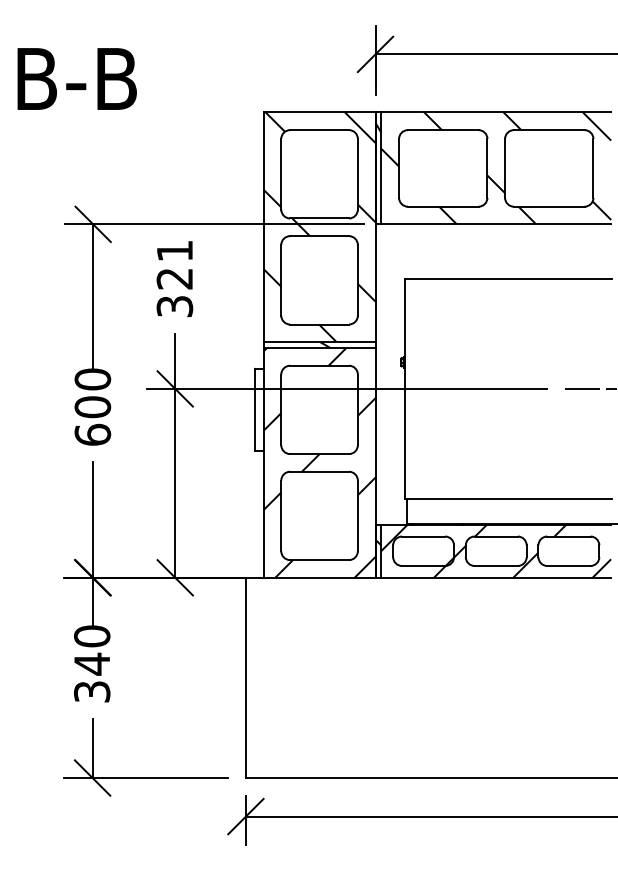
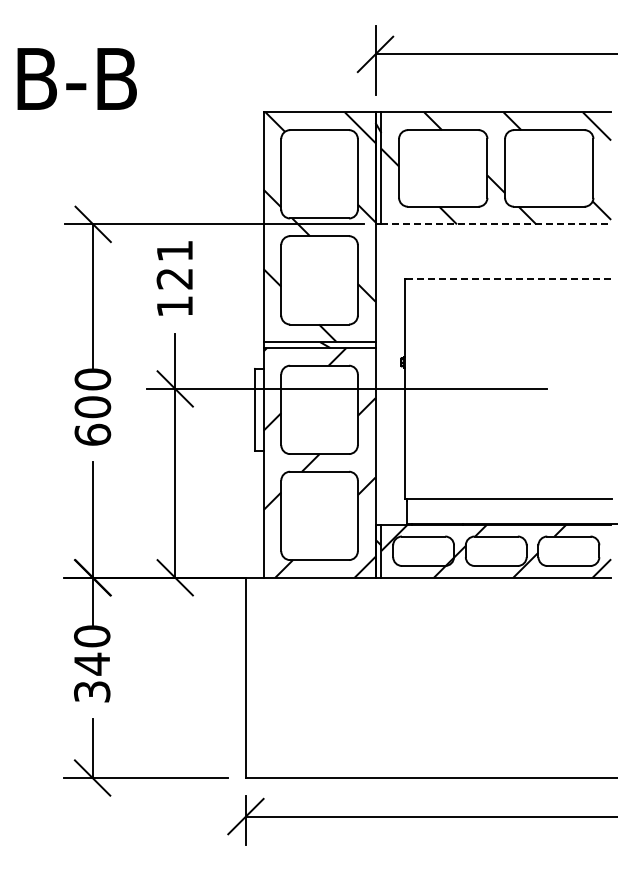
line: solid -> dashed (496, 224)
line: solid -> dashed (509, 279)
text: 321 -> 121 (174, 306)
line: present -> none (589, 388)
